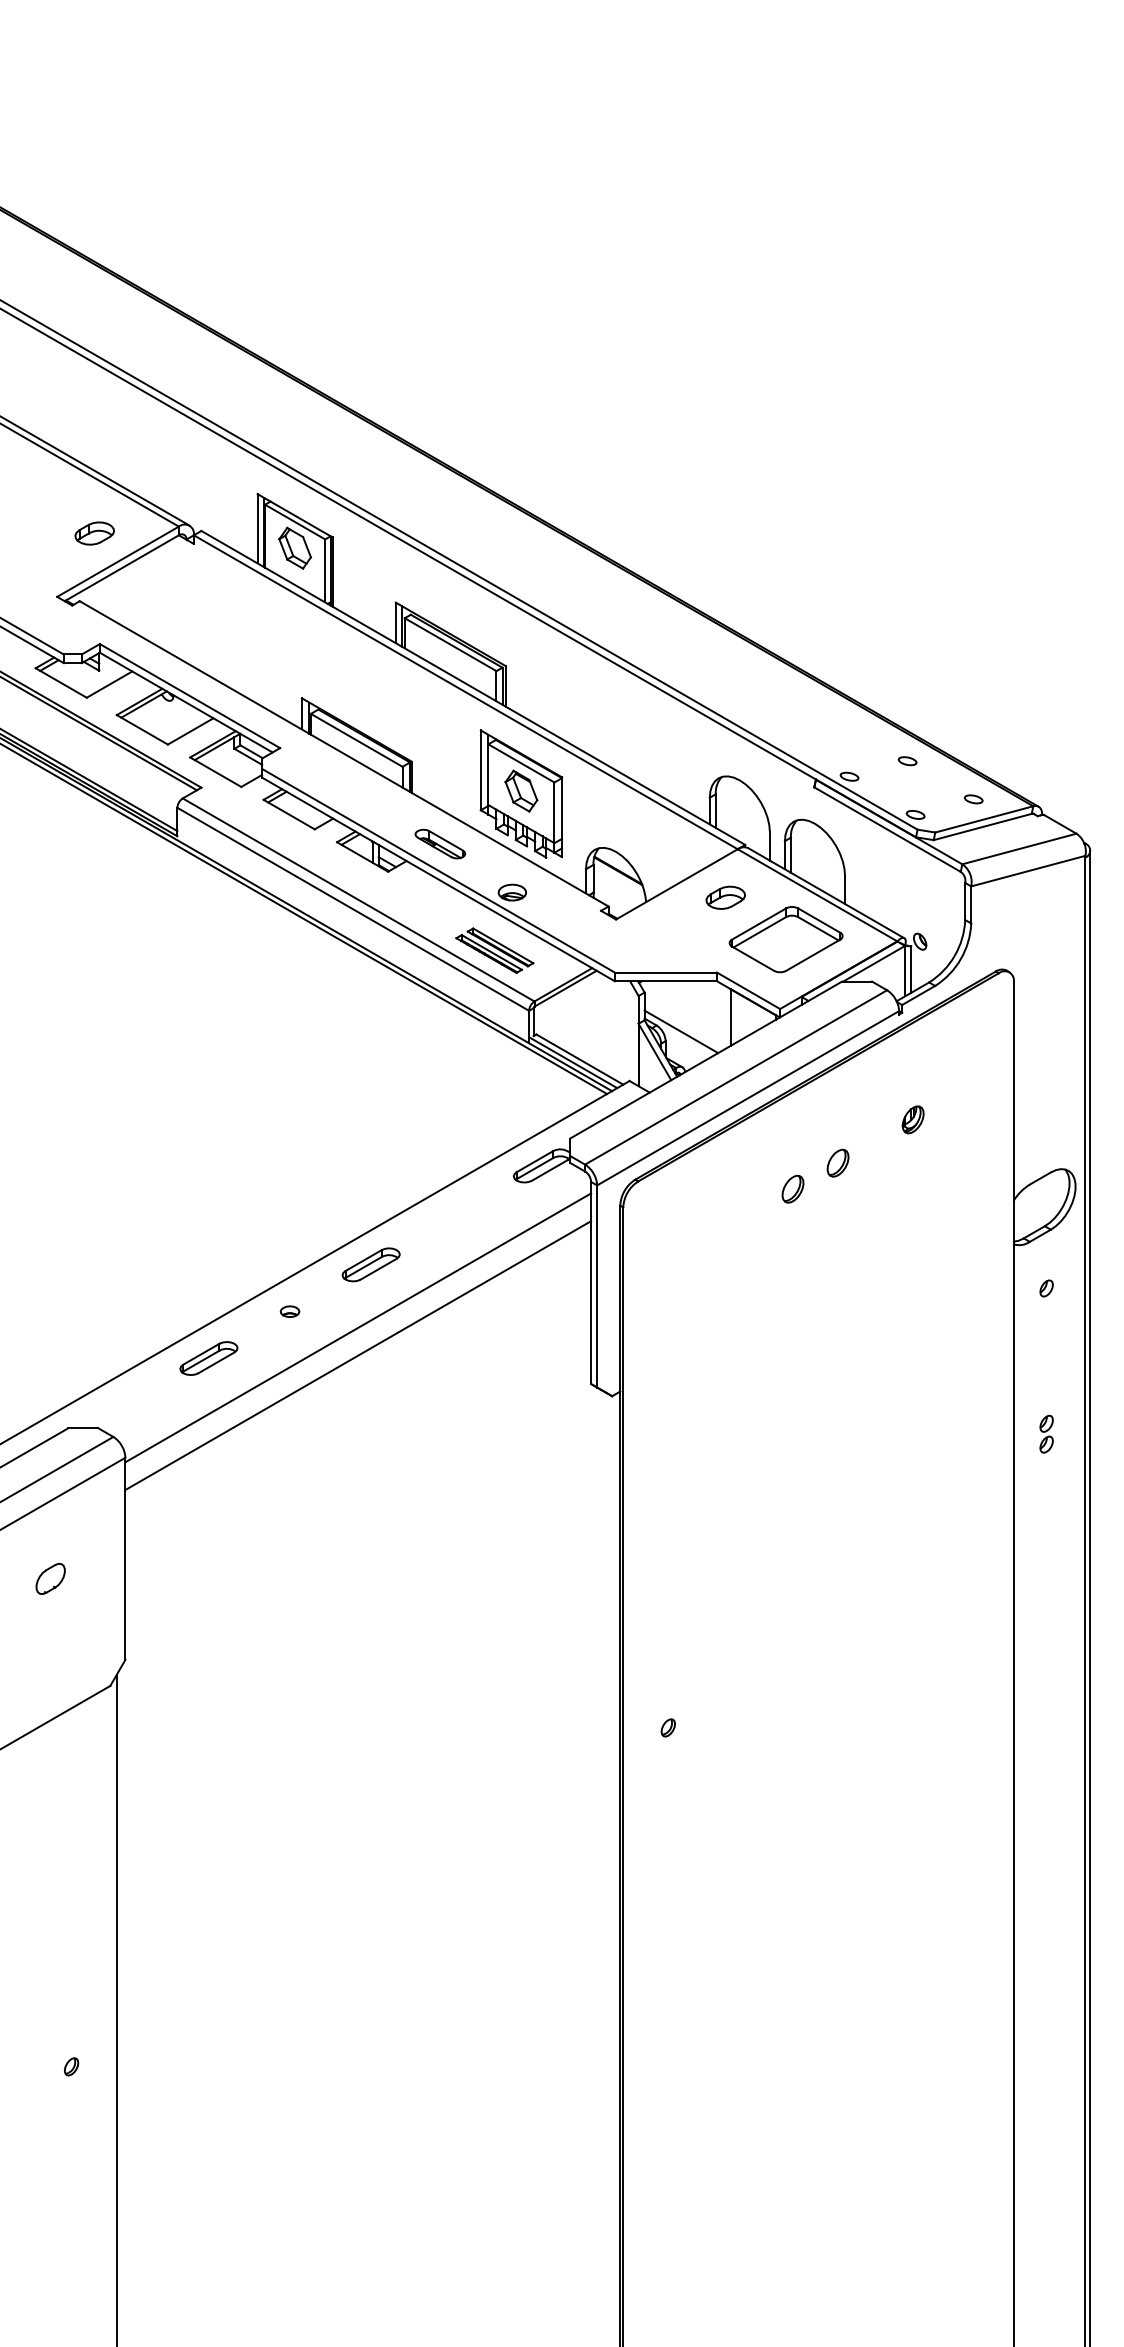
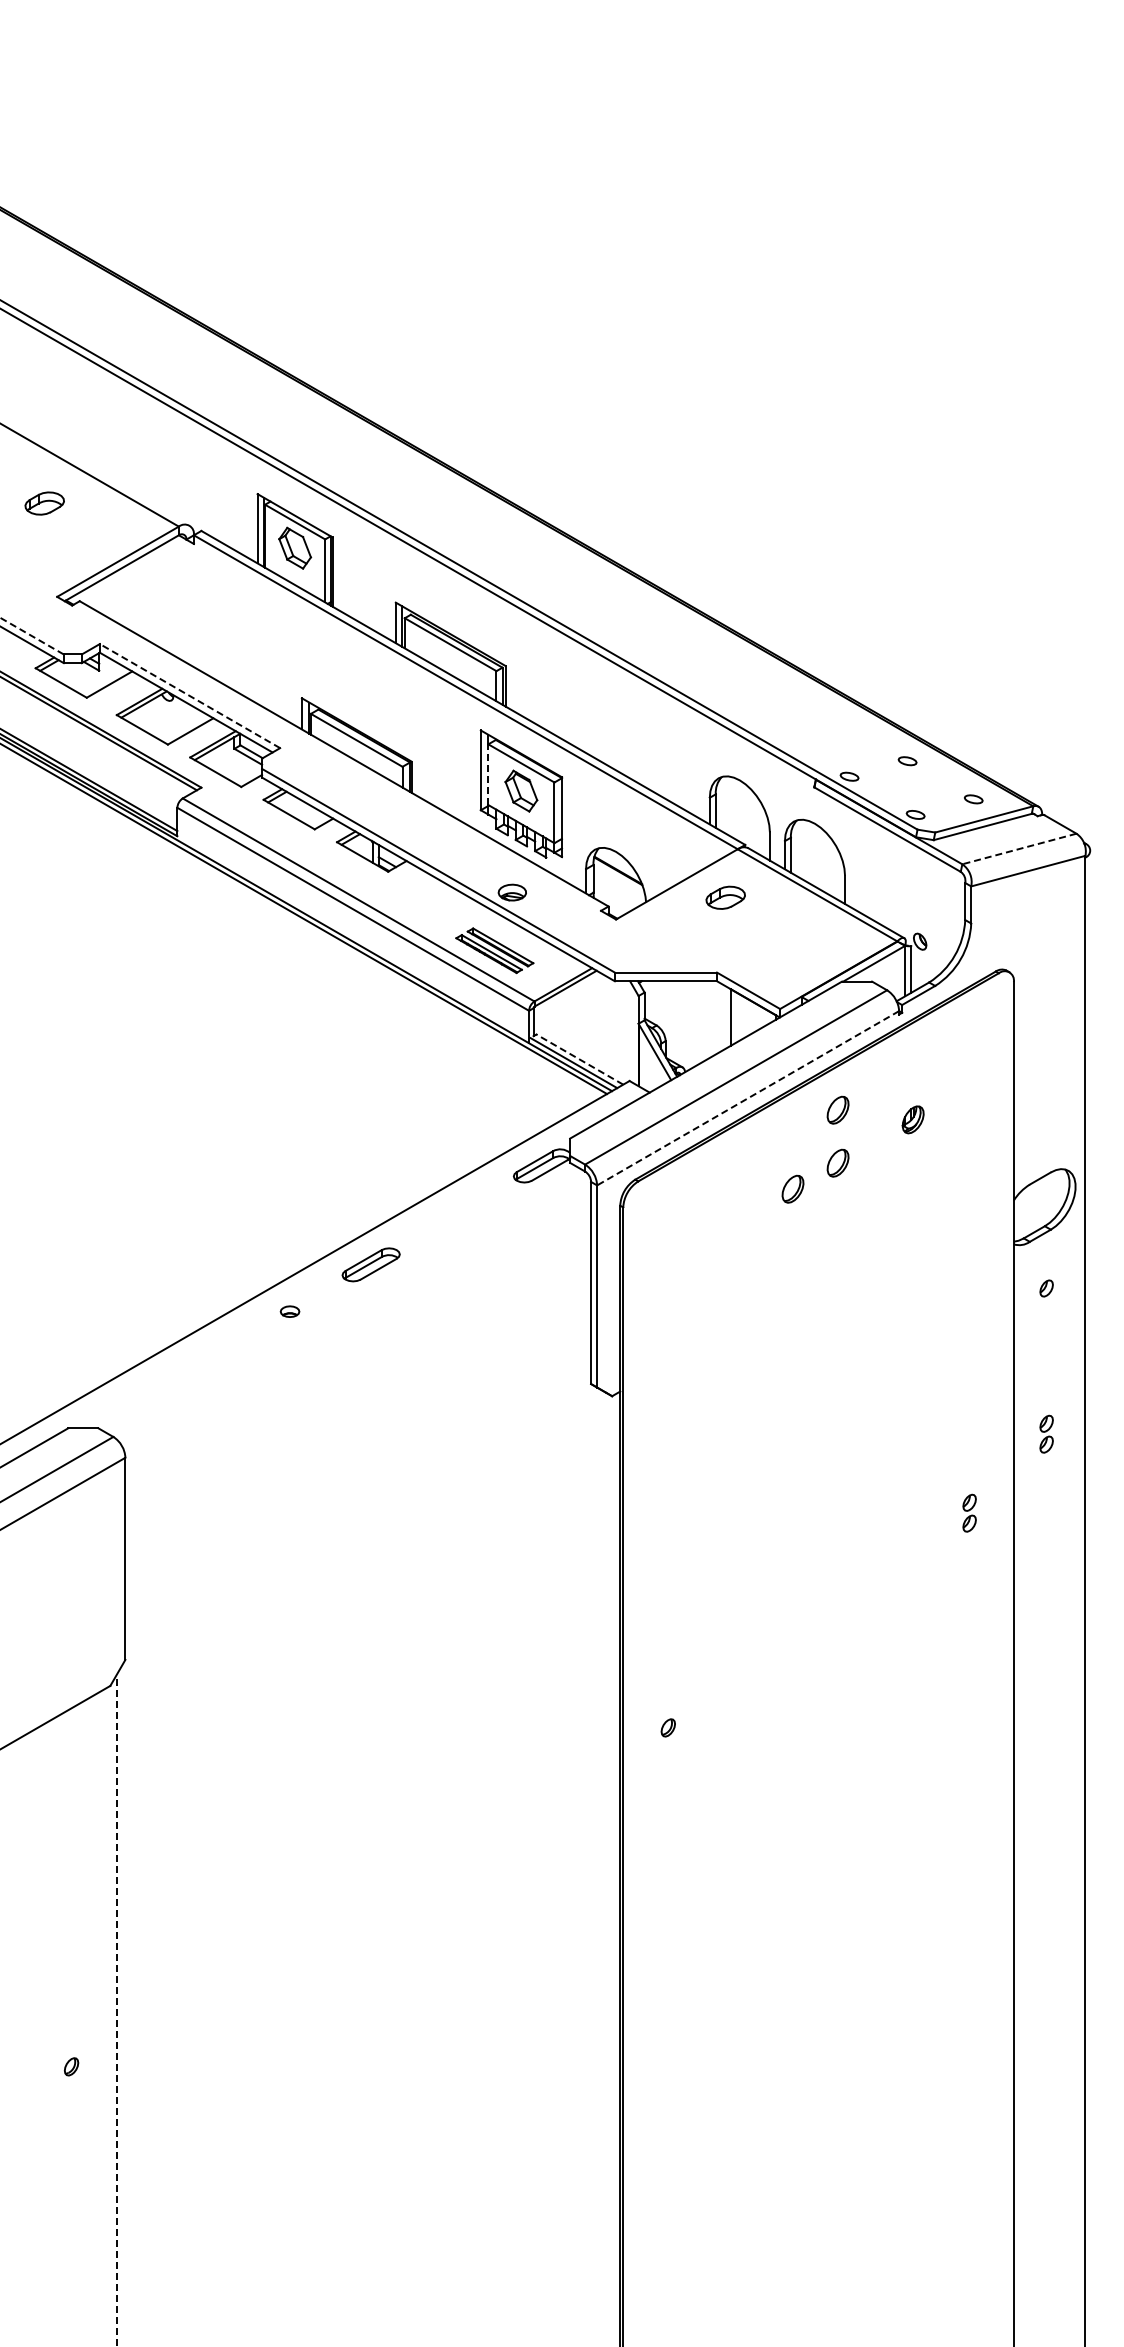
line: present -> none (95, 471)
part position: (94, 533) -> (44, 503) (44, 503)
line: solid -> dashed (31, 635)
line: solid -> dashed (189, 695)
line: solid -> dashed (488, 774)
part: present -> none (440, 843)
line: solid -> dashed (1018, 849)
part: present -> none (785, 939)
line: present -> none (681, 1031)
line: solid -> dashed (579, 1059)
line: solid -> dashed (747, 1098)
part: none -> present (837, 1109)
line: present -> none (358, 1327)
line: present -> none (358, 1355)
part: present -> none (208, 1358)
part: none -> present (969, 1512)
part: present -> none (50, 1578)
line: present -> none (1090, 1596)
line: solid -> dashed (116, 2010)
